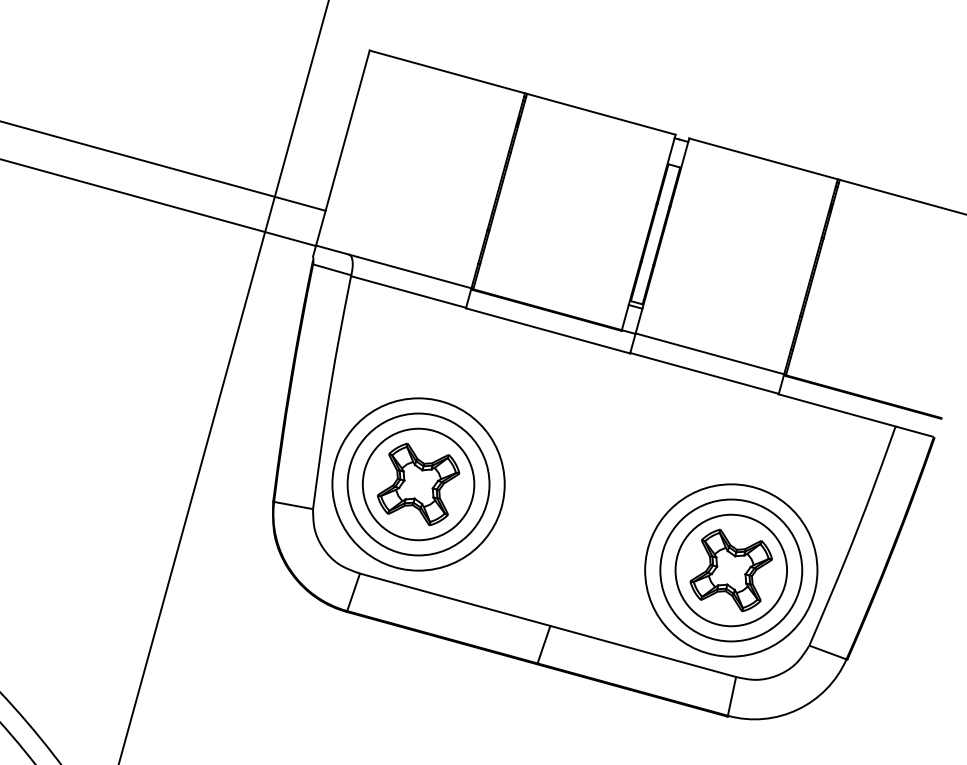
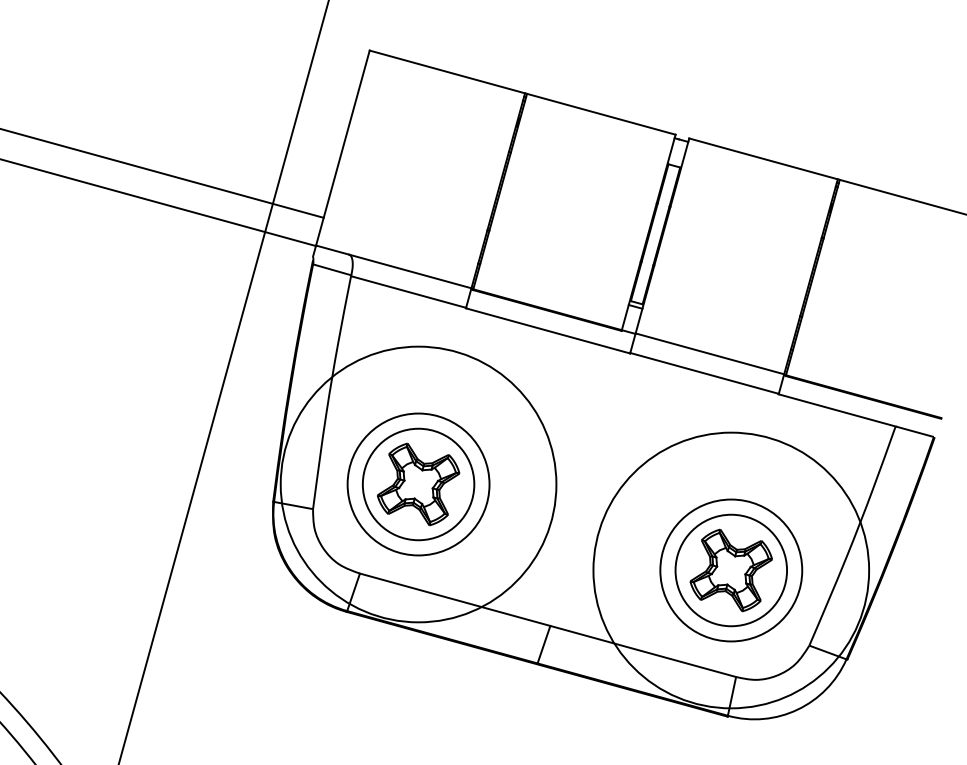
line position: (163, 165) -> (162, 173) (162, 173)
circle diameter: 172 px -> 276 px (418, 484)
circle diameter: 172 px -> 276 px (731, 570)
